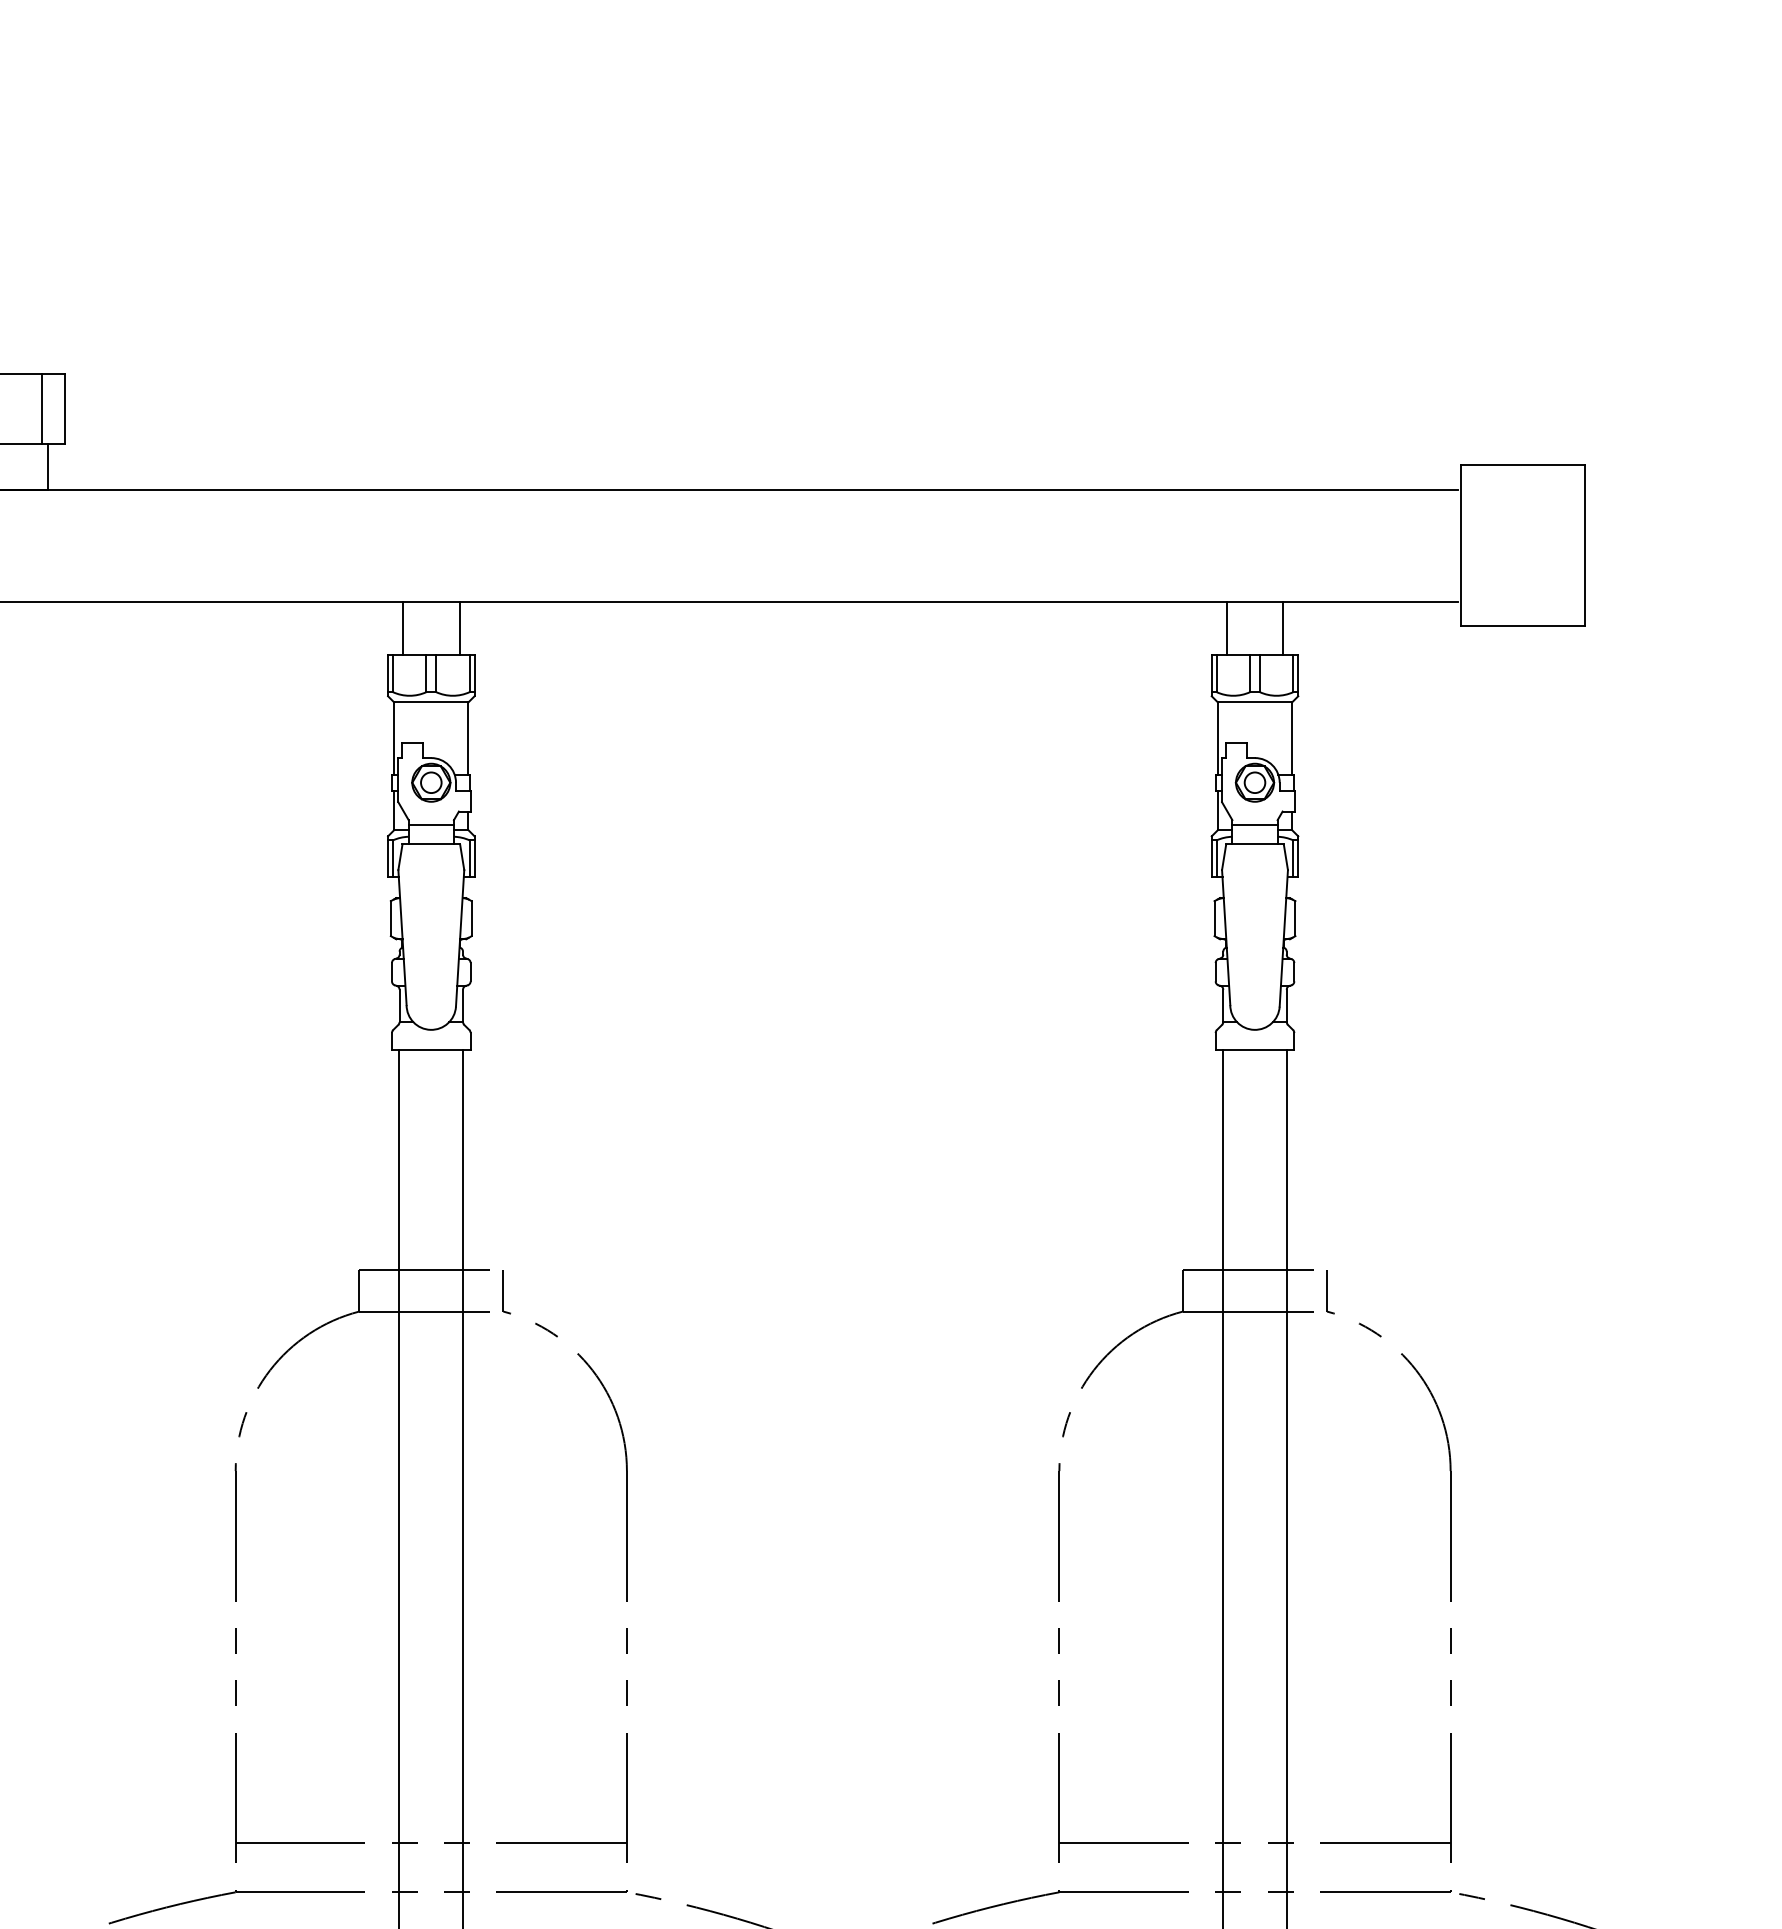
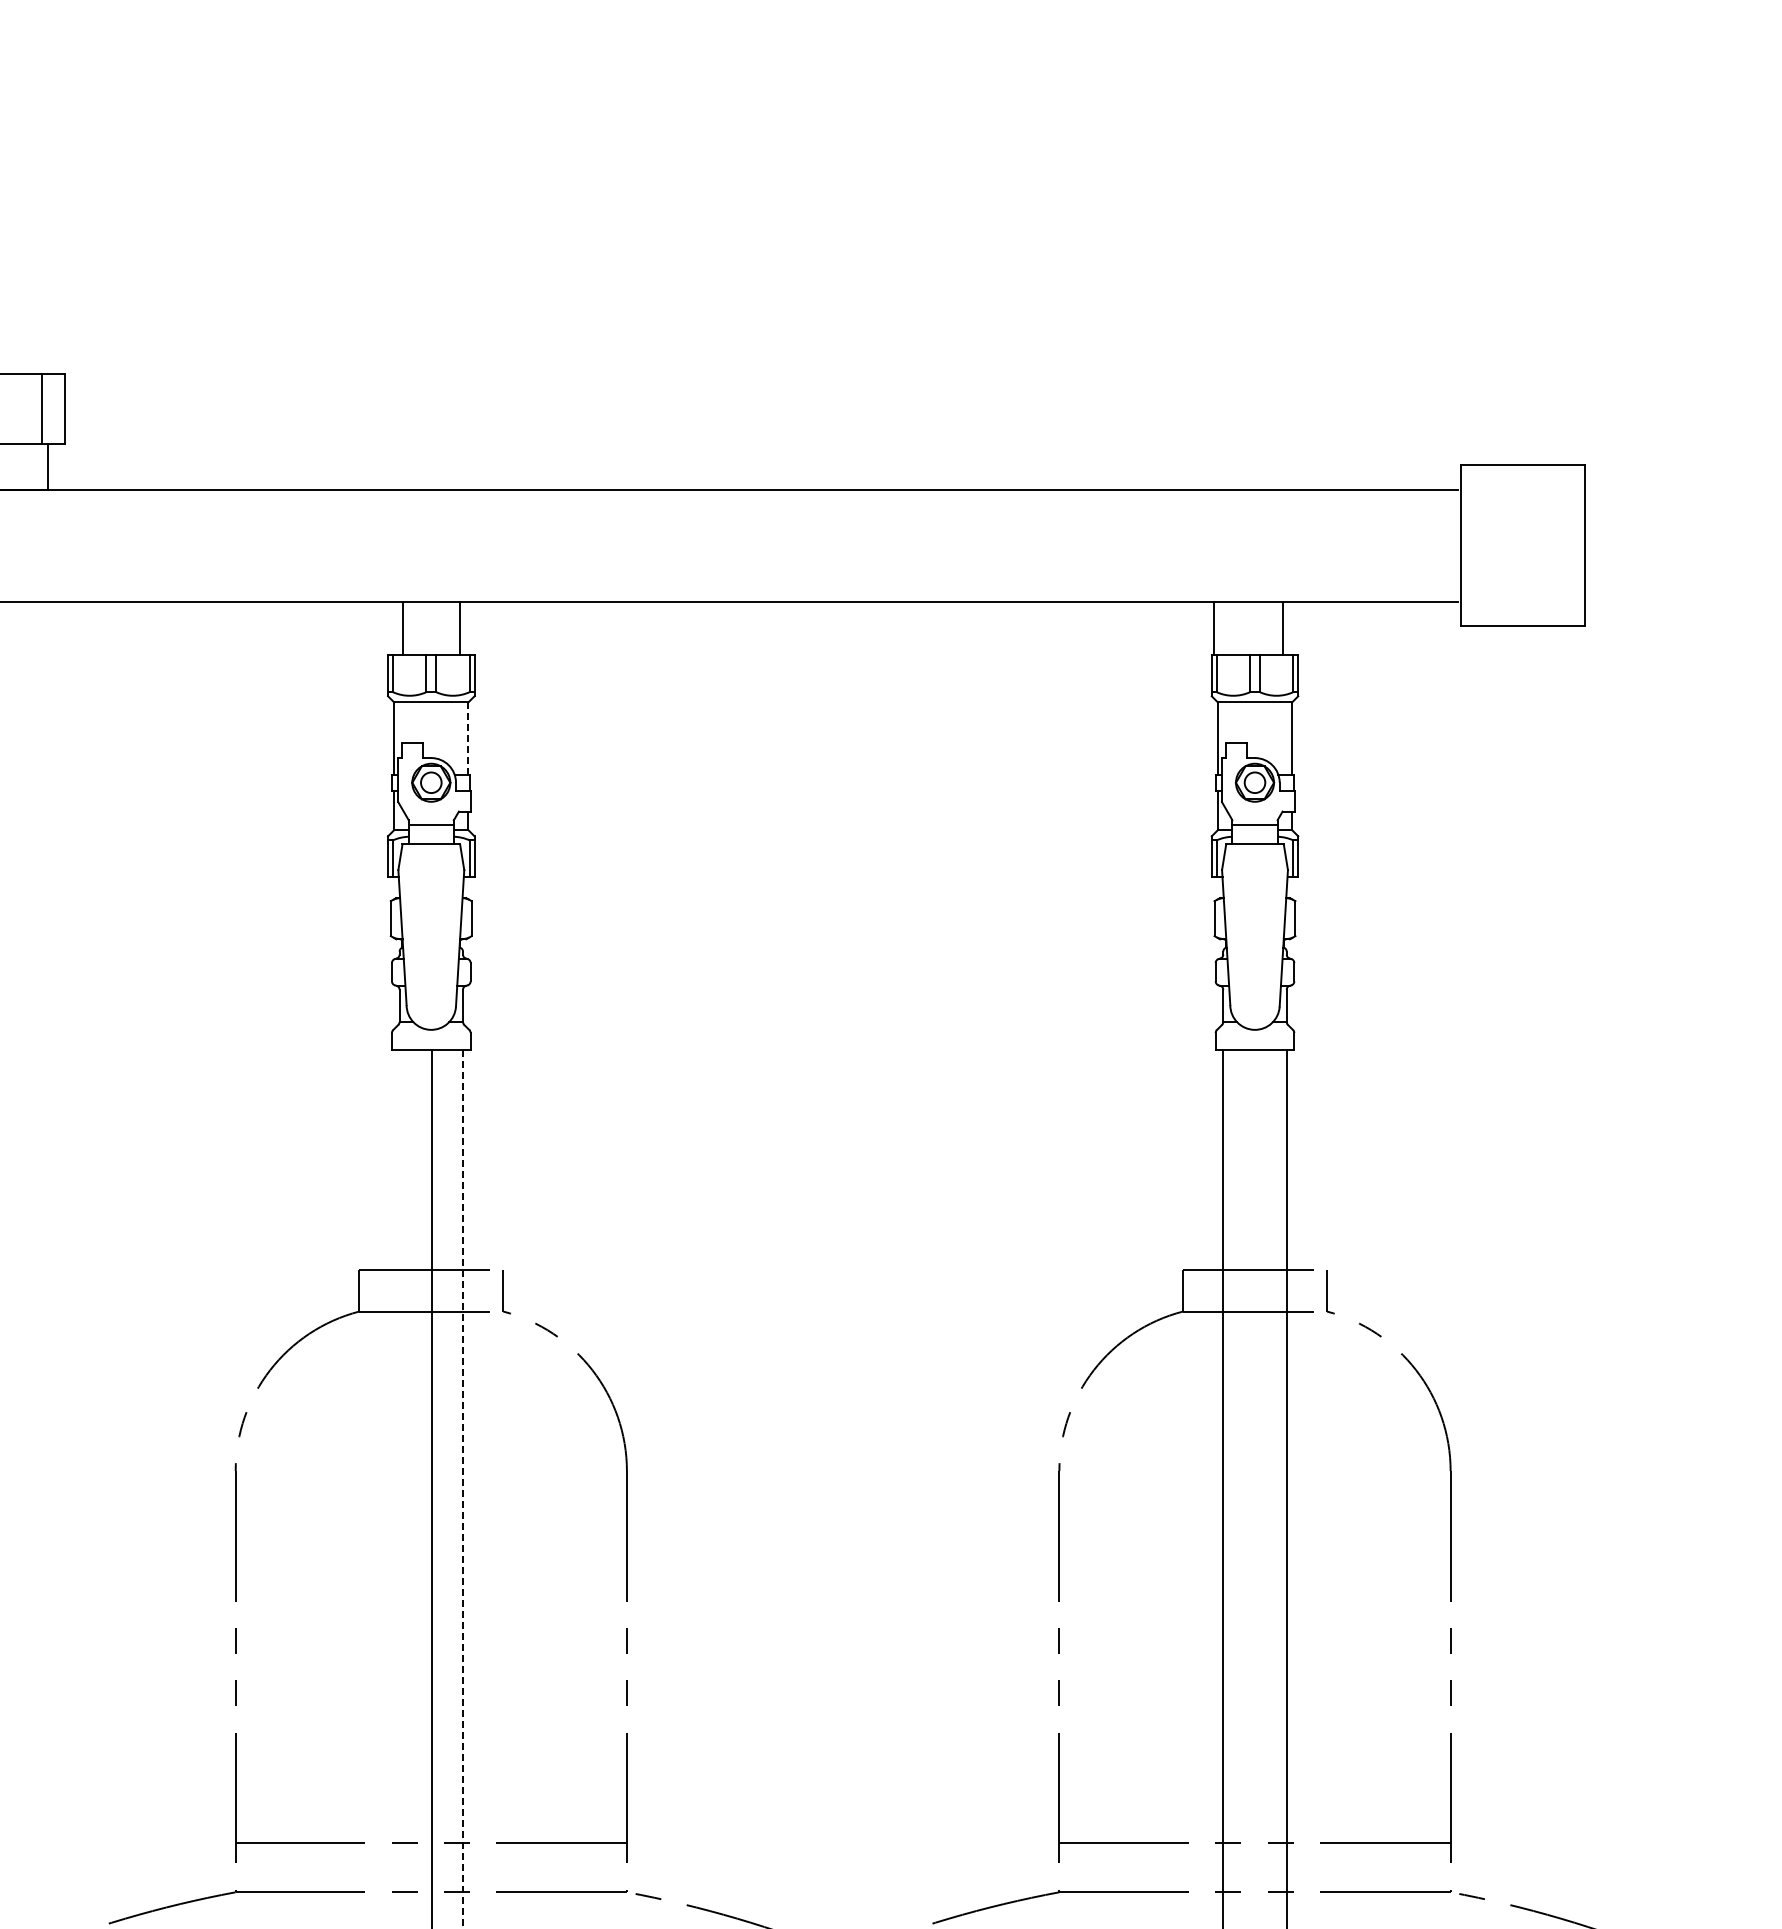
line position: (1226, 628) -> (1213, 628) (1213, 628)
line: solid -> dashed (468, 738)
line position: (399, 1487) -> (432, 1487) (432, 1487)
line: solid -> dashed (463, 1489)
